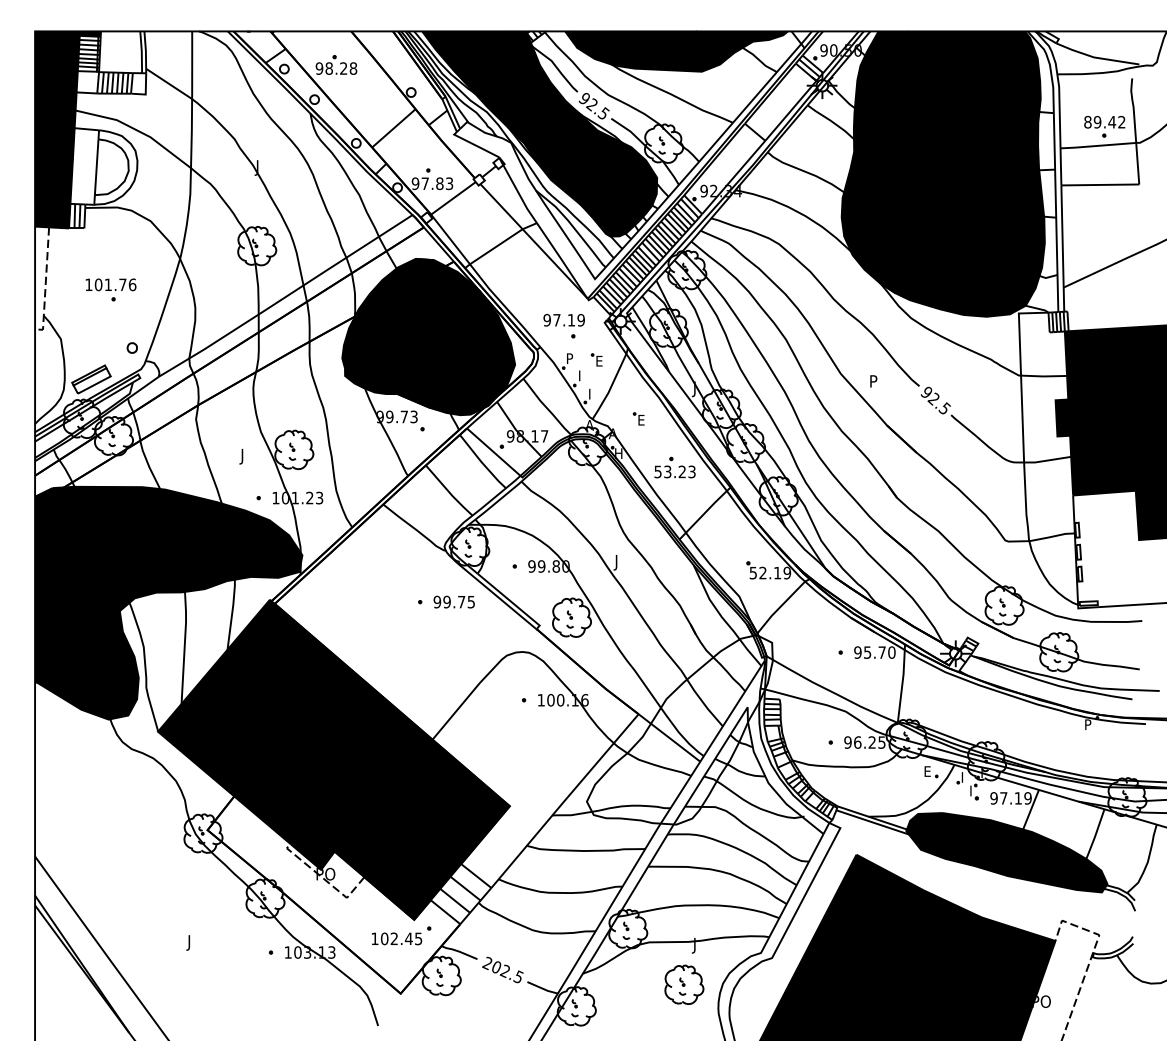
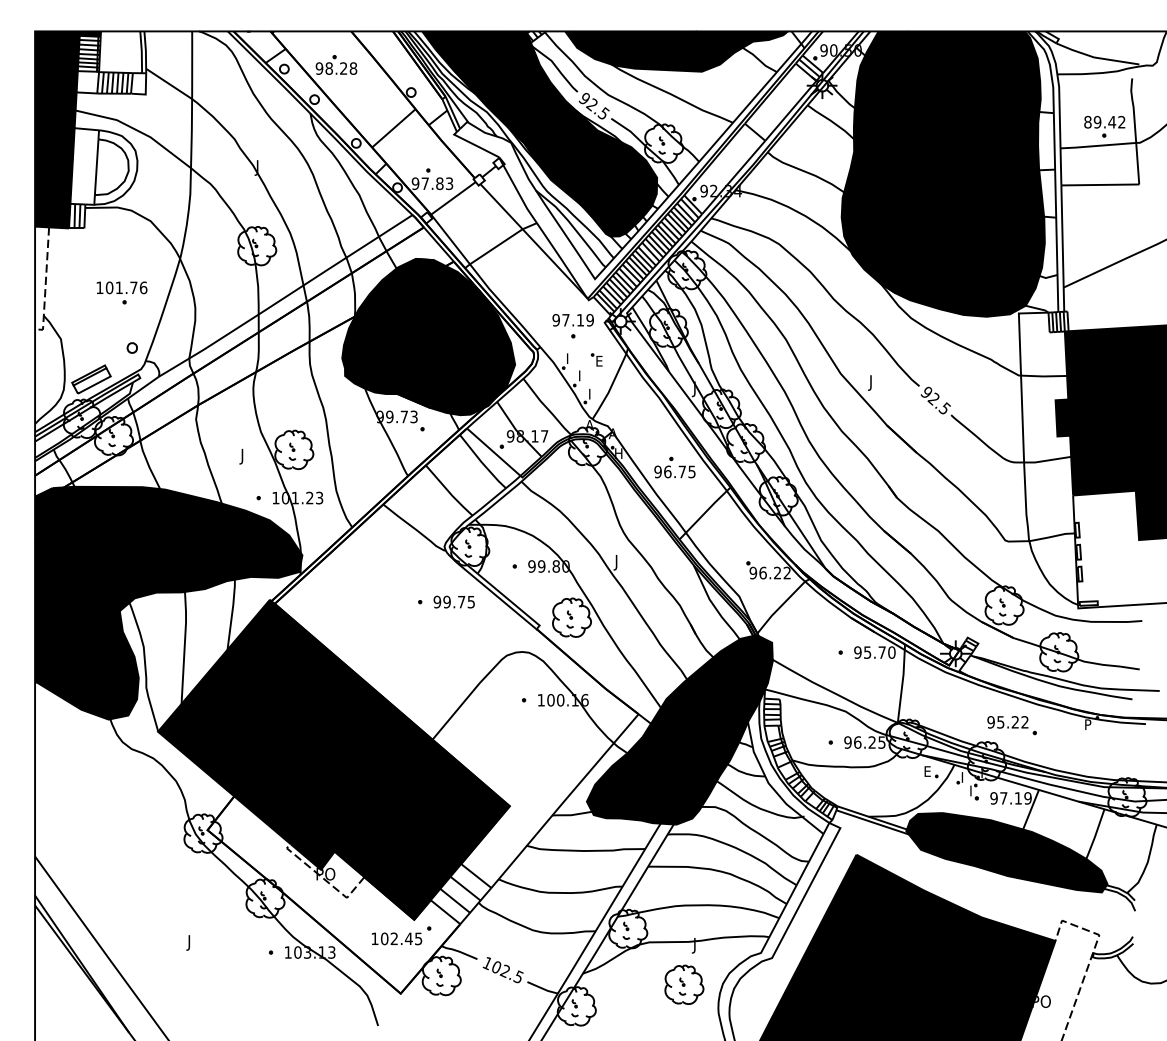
part position: (110, 289) -> (121, 292) (121, 292)
text position: (563, 320) -> (572, 320) (572, 320)
text: P -> I (570, 356)
text: P -> J (872, 382)
part: present -> none (638, 418)
text: 53.23 -> 96.75 (674, 471)
text: 52.19 -> 96.22 (770, 572)
part: none -> present (1011, 725)
fill: none -> present (679, 729)
text: 202.5 -> 102.5 (487, 962)
